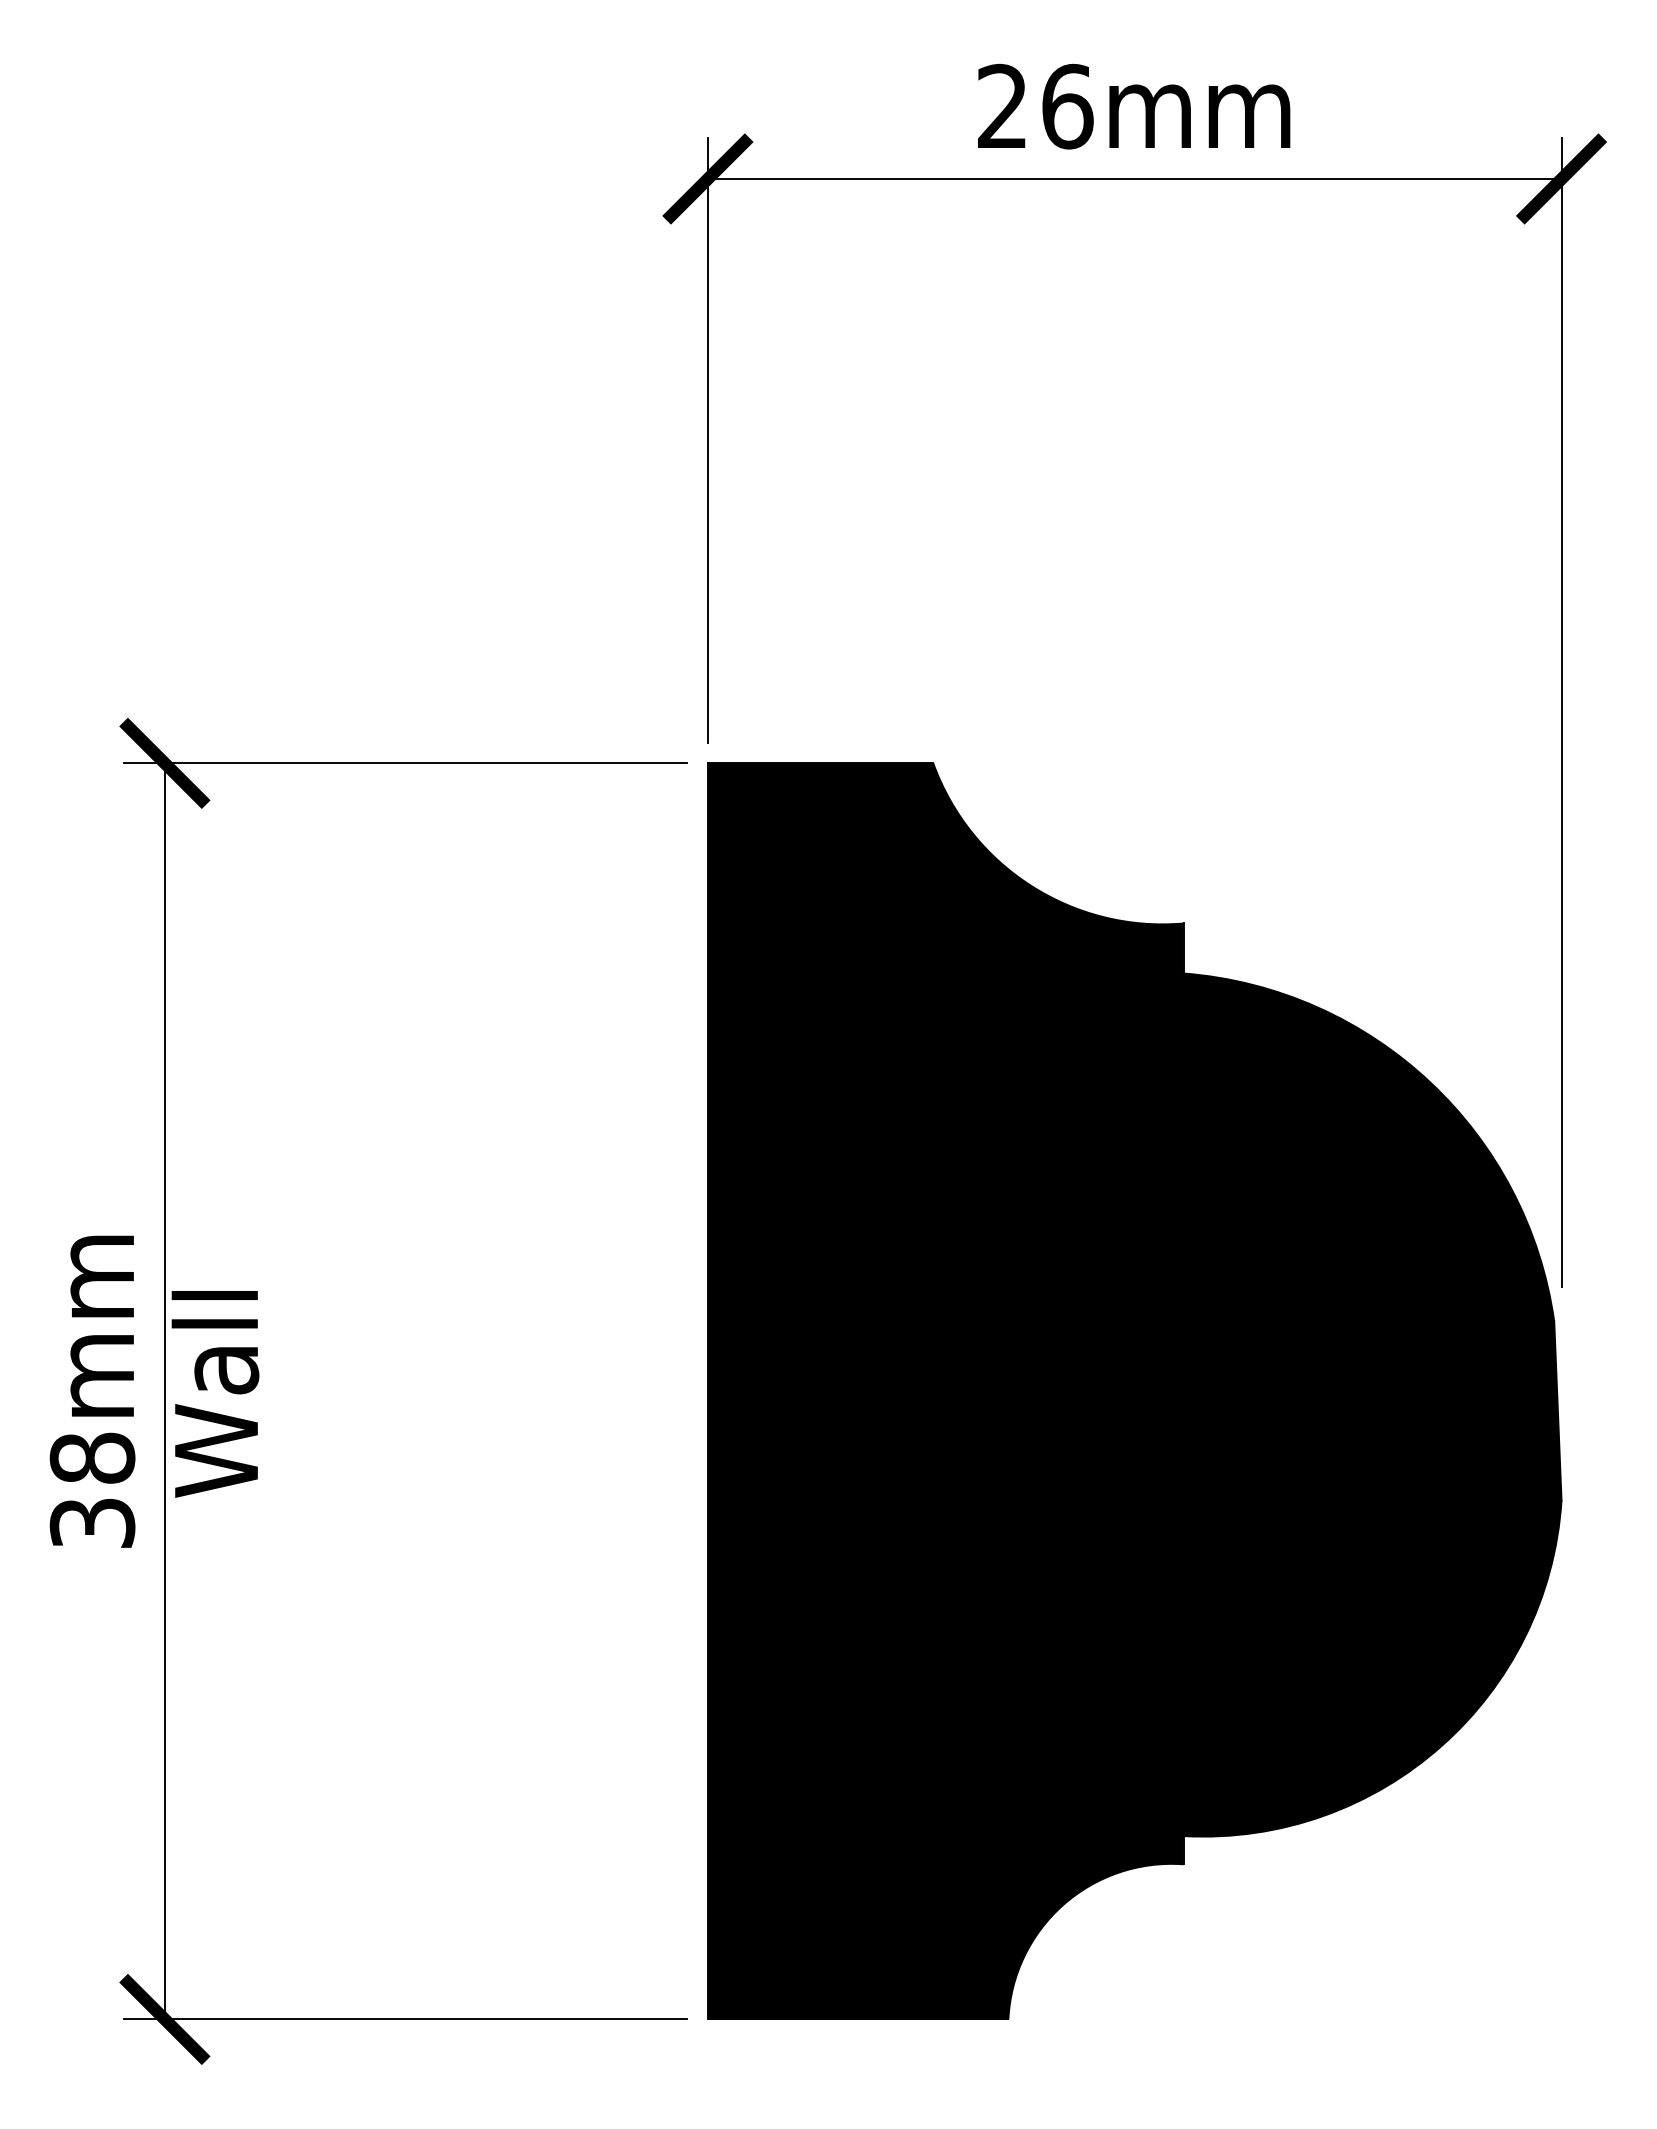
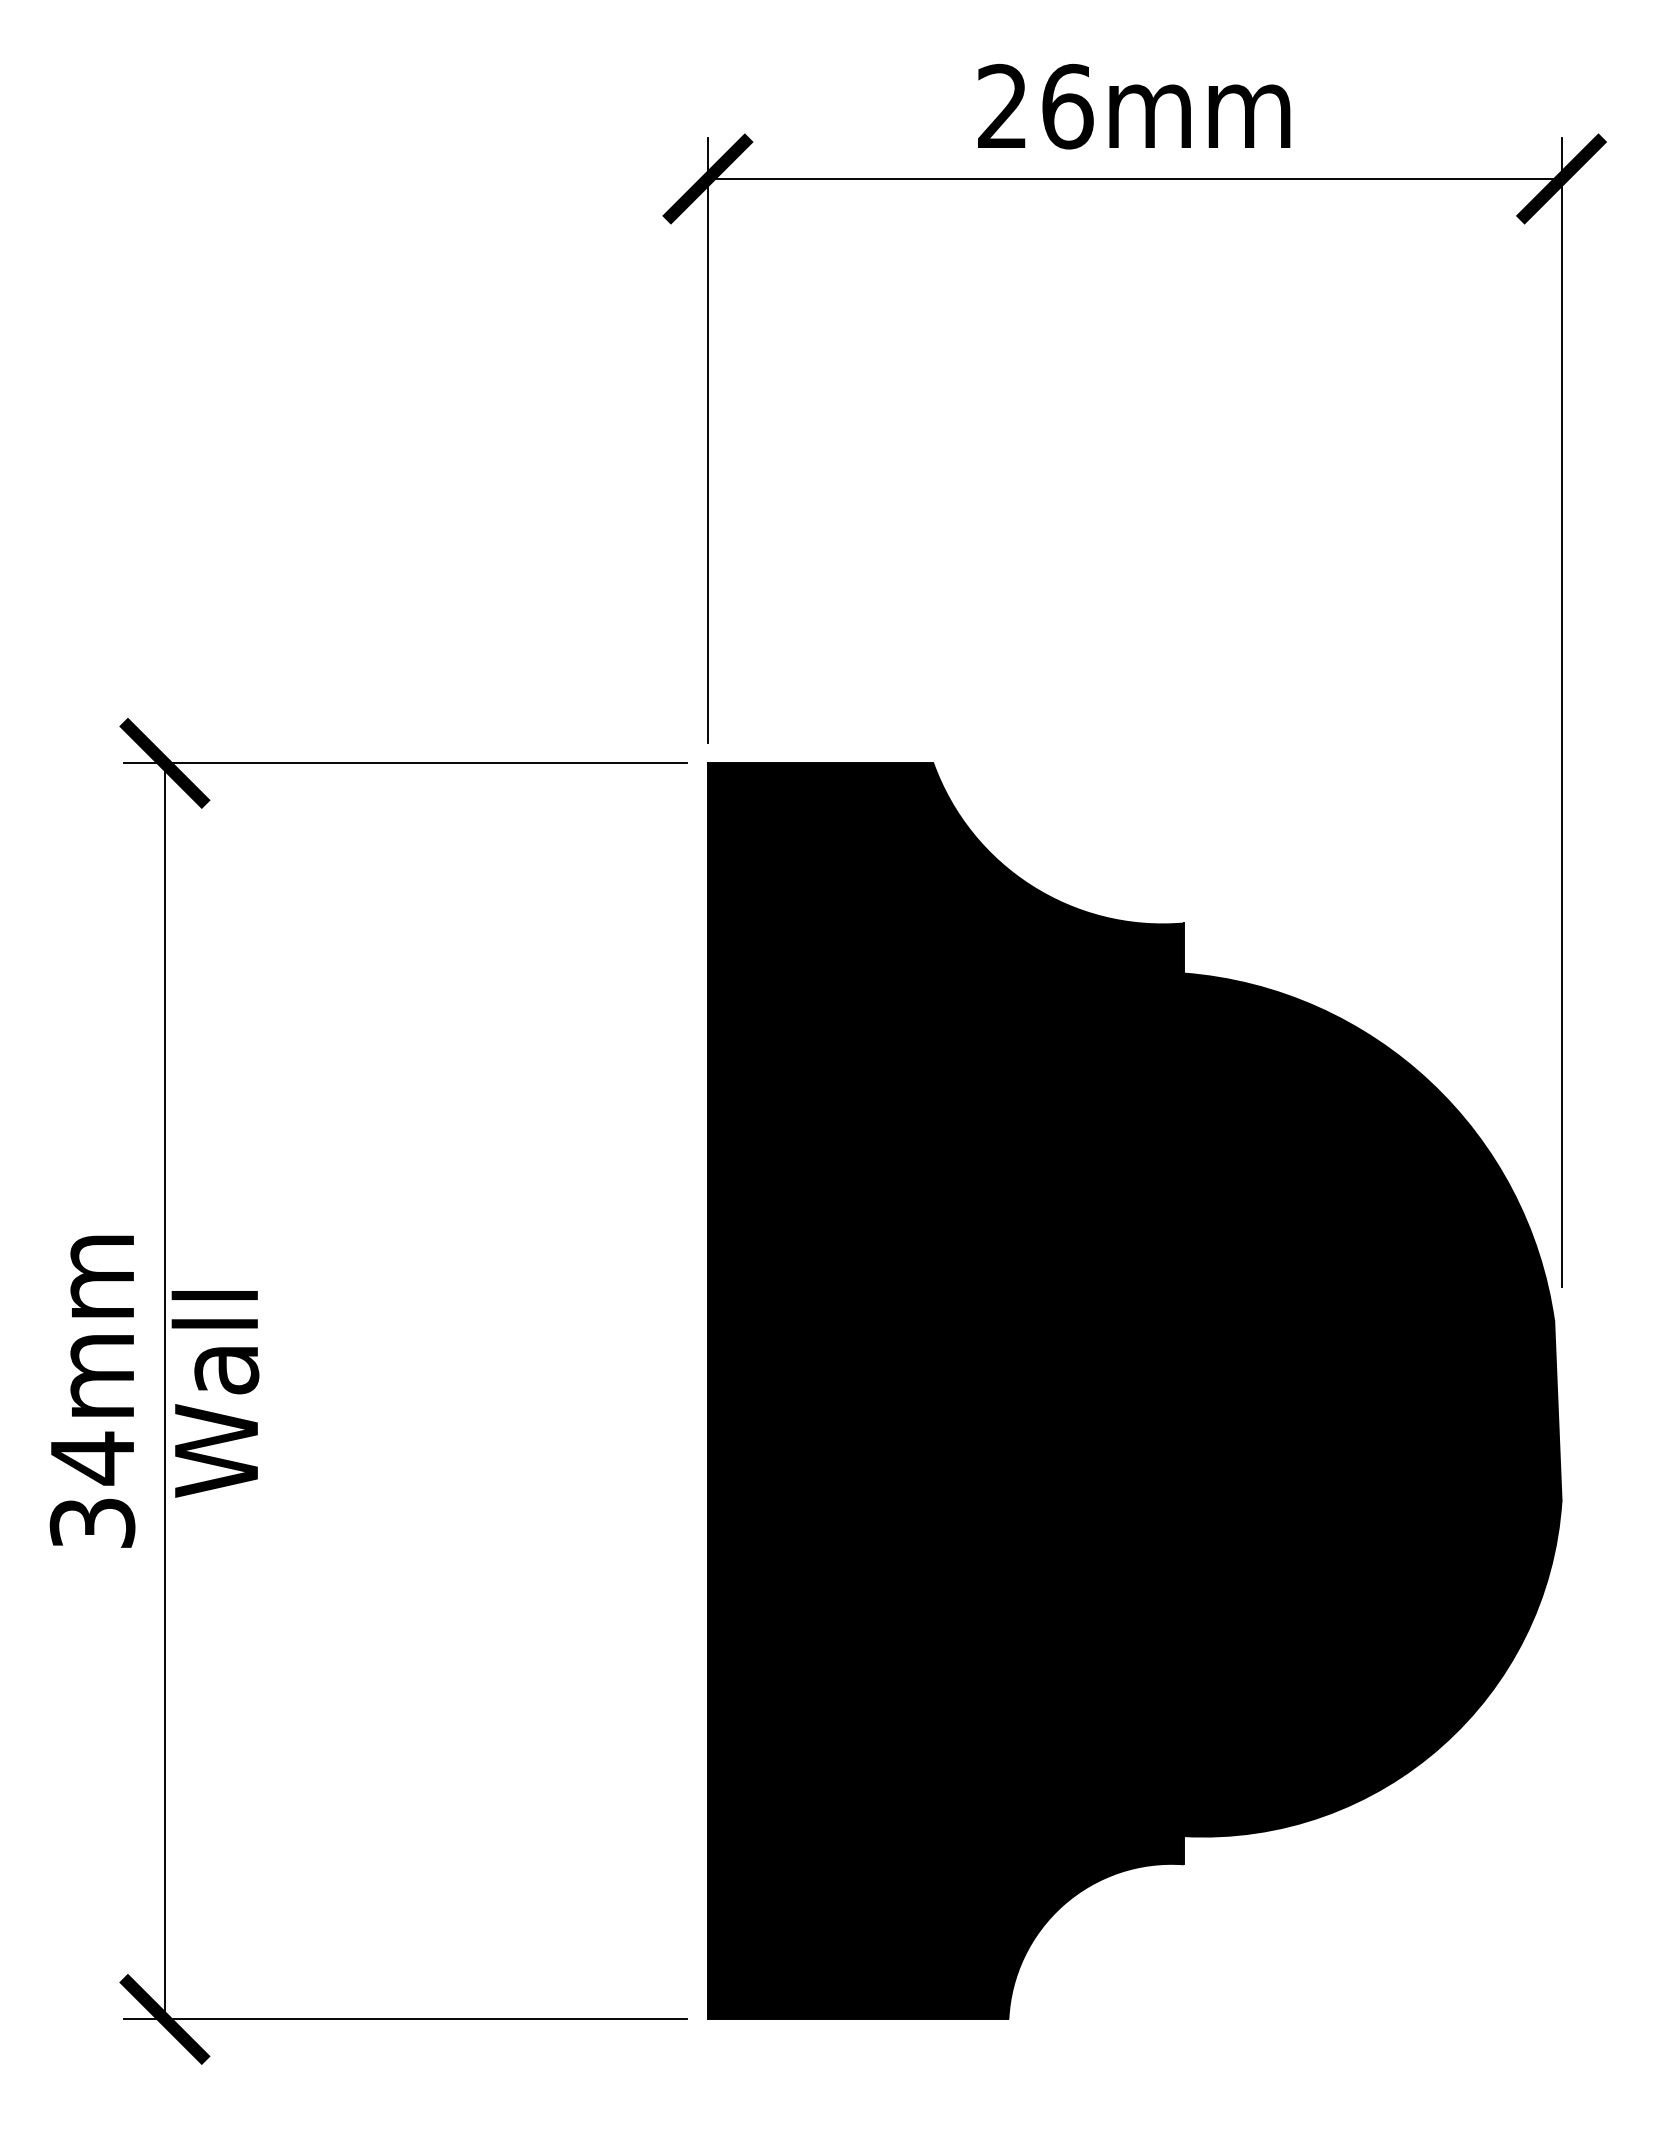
text: 38mm -> 34mm (92, 1458)
